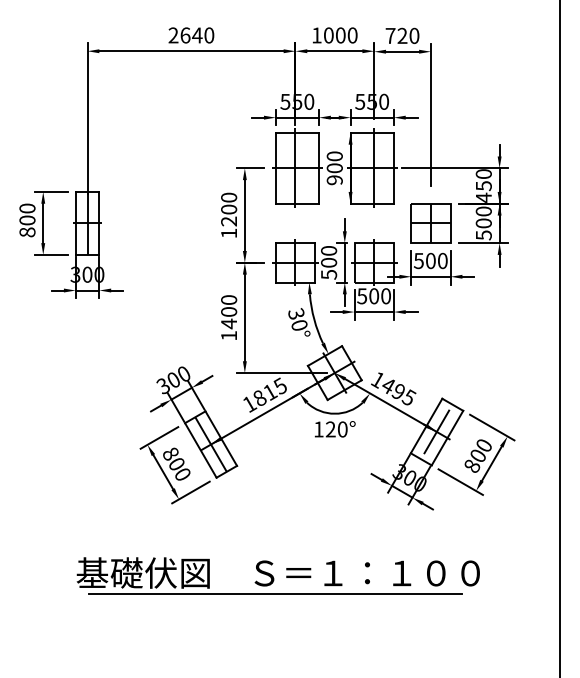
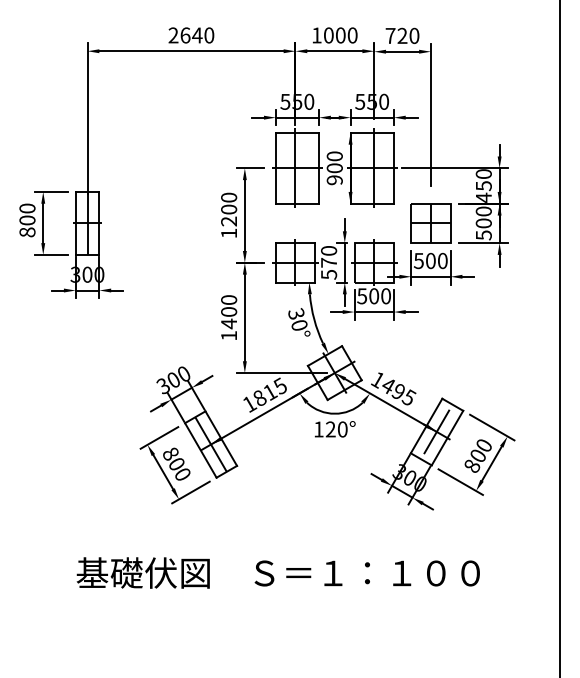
text: 500 -> 570 (329, 262)
line: present -> none (275, 594)
